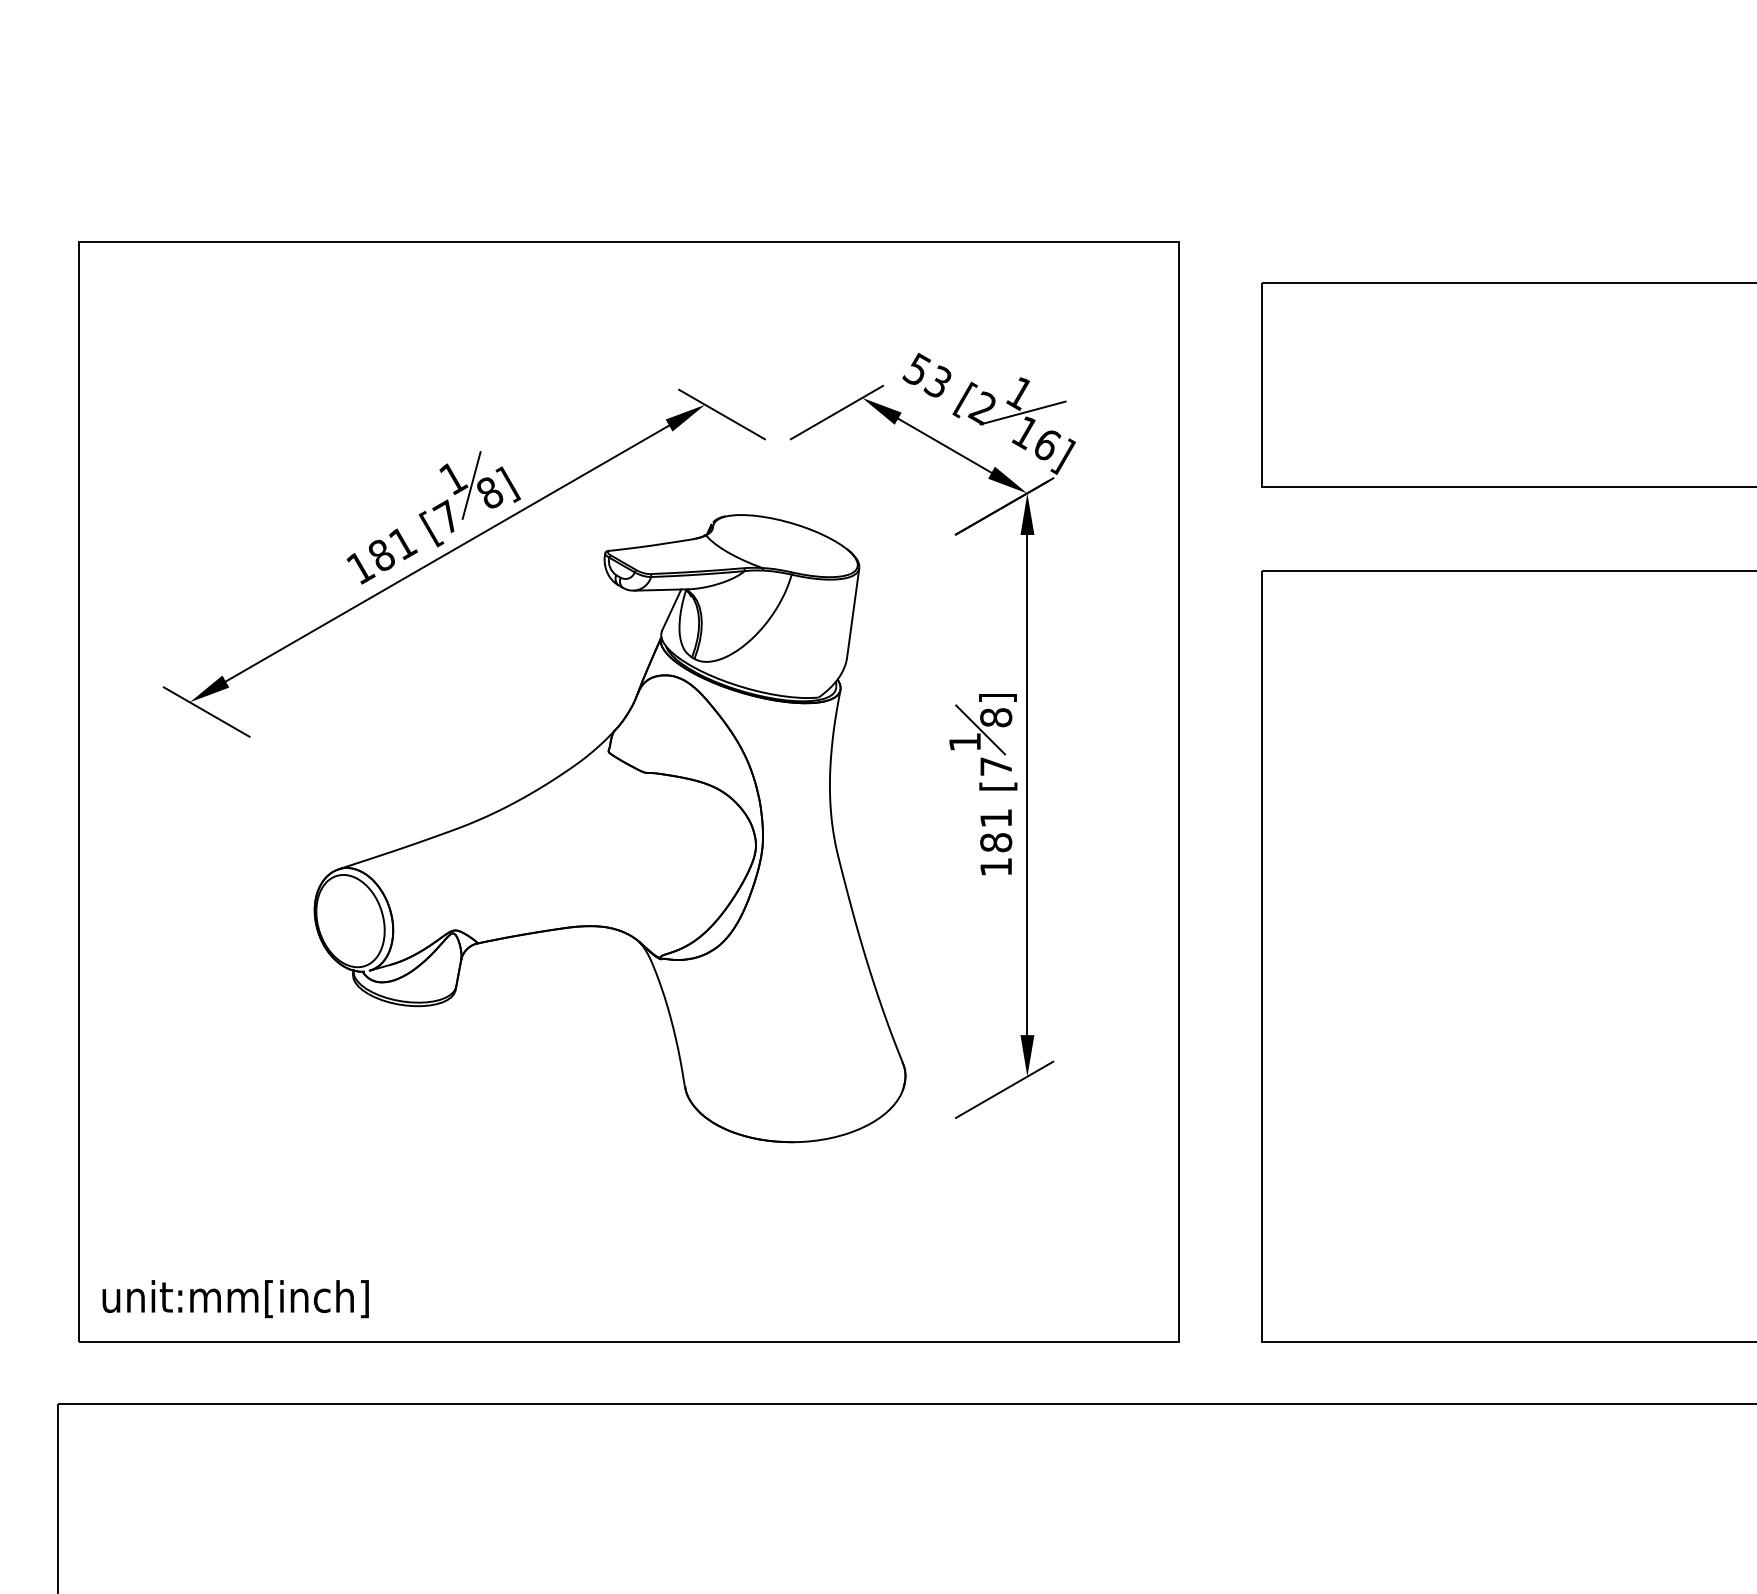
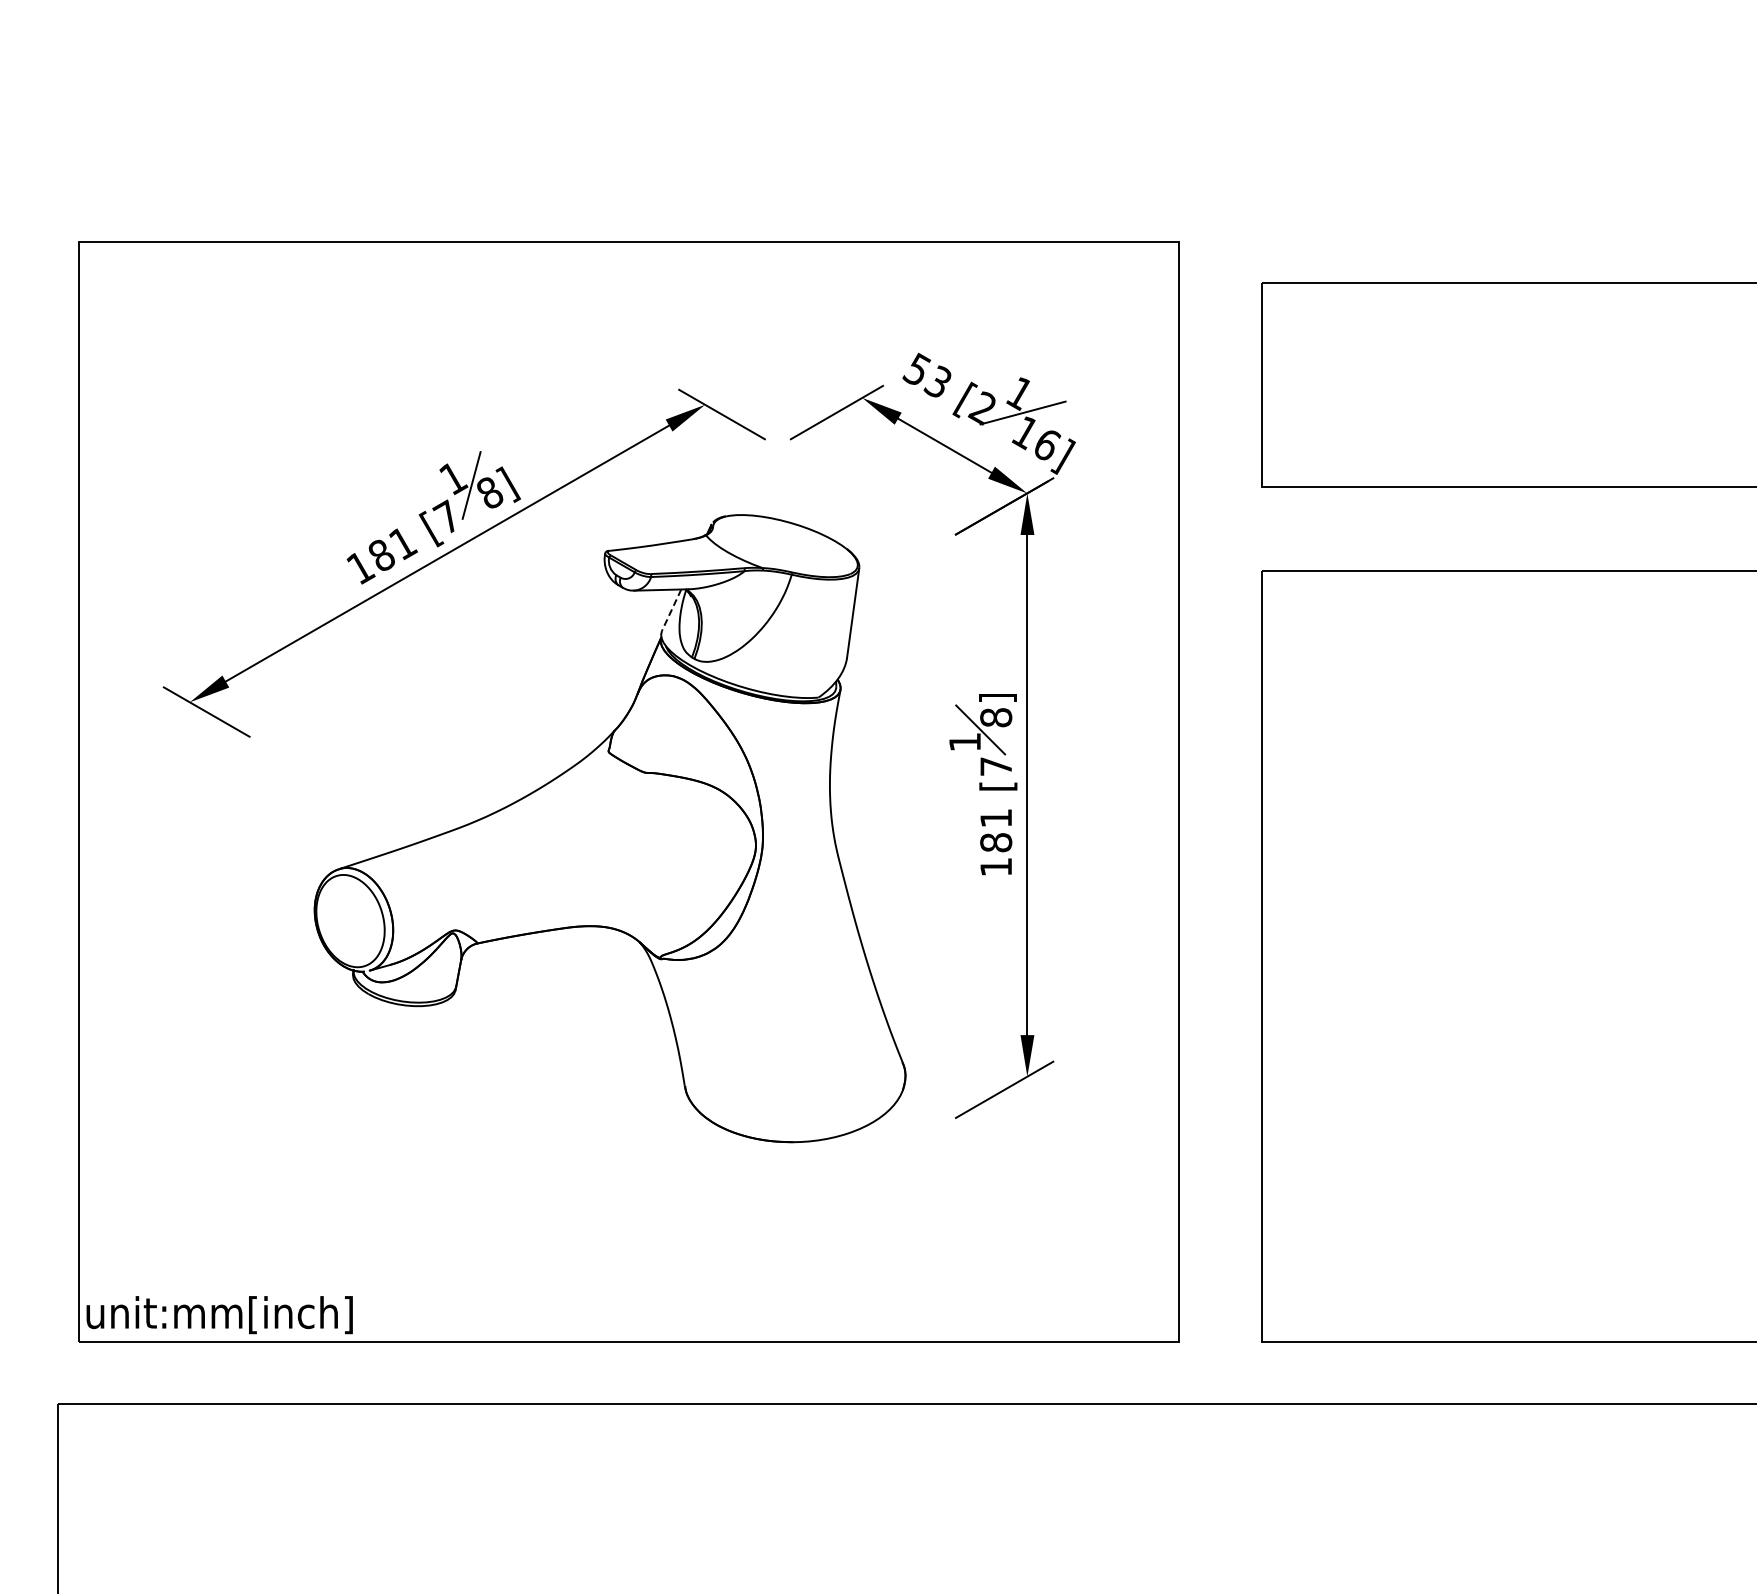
line: solid -> dashed (671, 610)
text position: (235, 1299) -> (219, 1315) (219, 1315)
